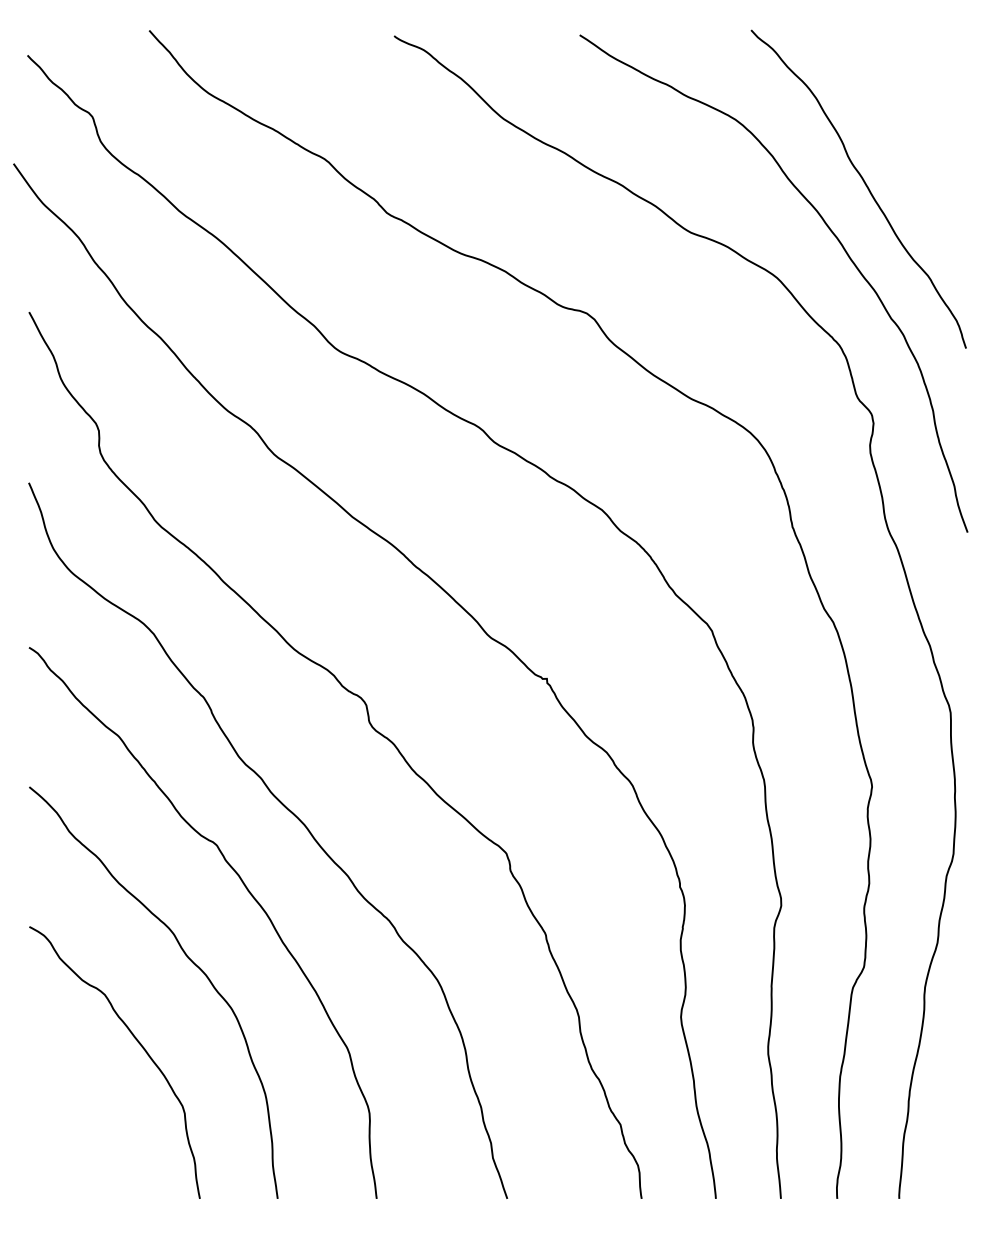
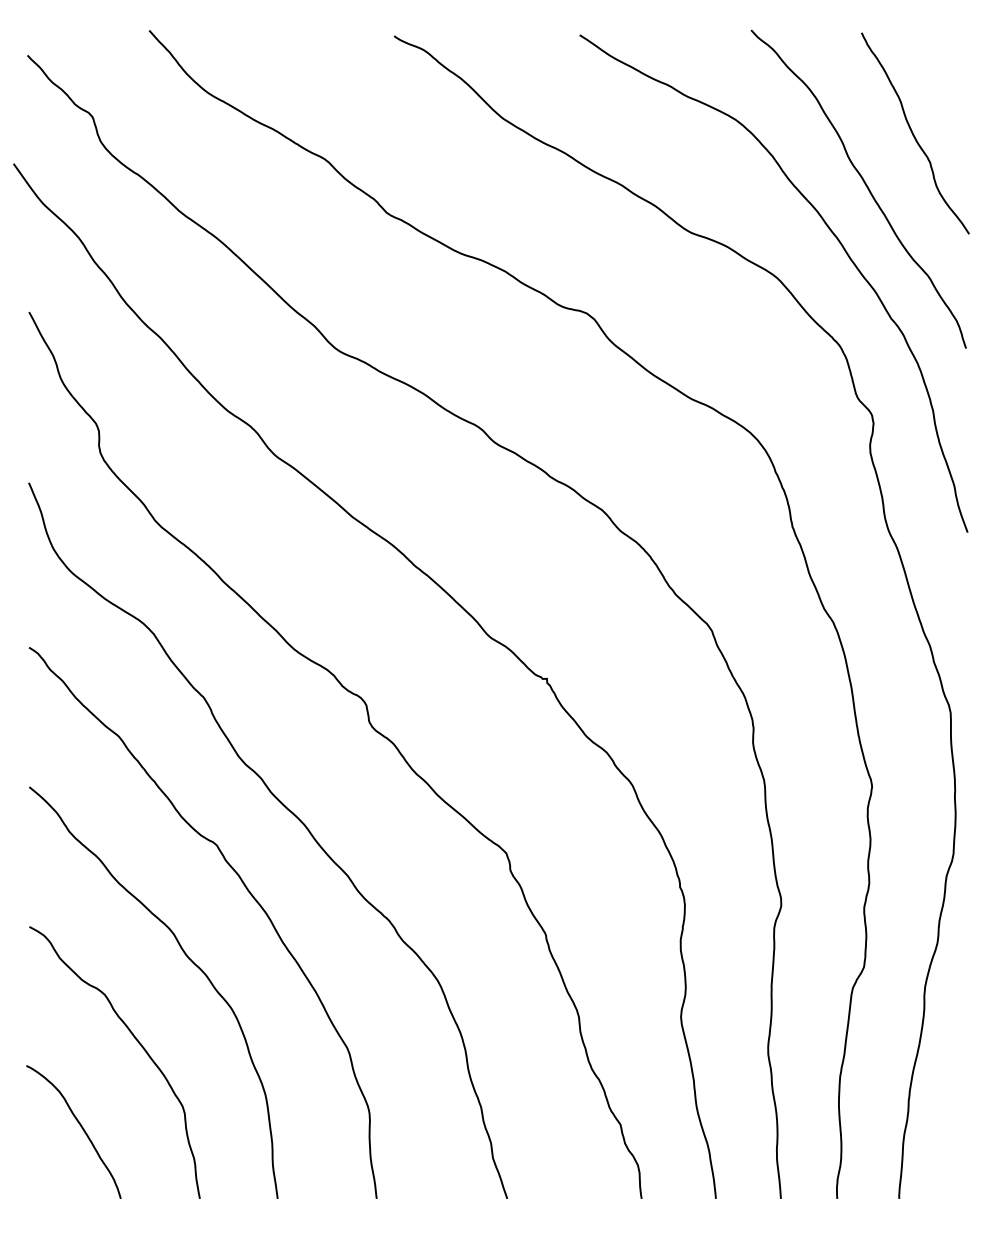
curve: none -> present (914, 134)
curve: none -> present (79, 1125)
